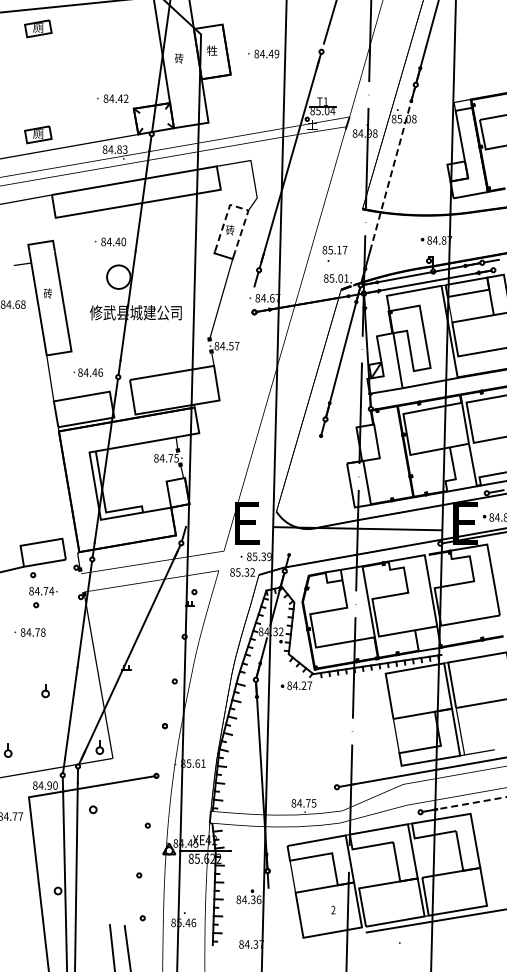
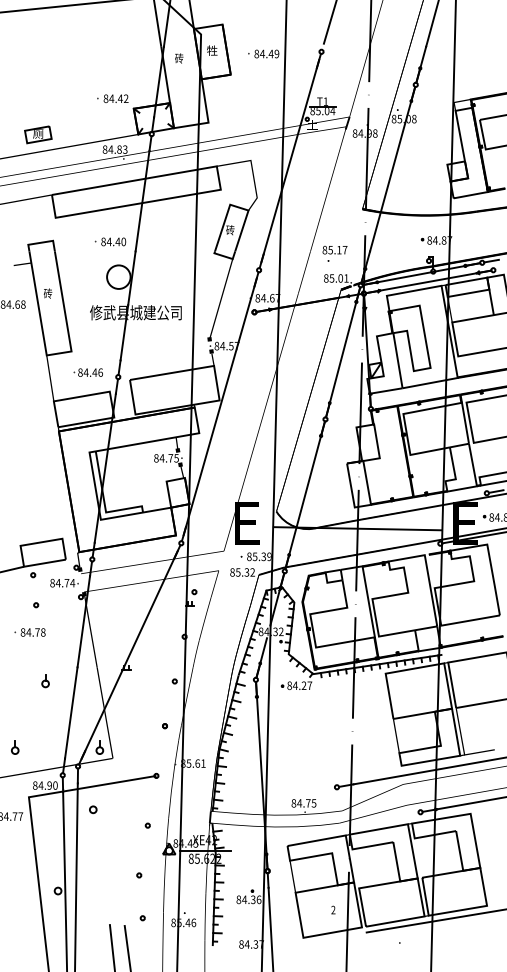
part: present -> none (38, 28)
line: dashed -> solid (392, 168)
line: dashed -> solid (236, 206)
line: none -> present (219, 406)
line: none -> present (304, 495)
text position: (43, 590) -> (64, 582) (64, 582)
part position: (45, 691) -> (45, 681) (45, 681)
part position: (8, 750) -> (15, 747) (15, 747)
line: dashed -> solid (471, 803)
line: none -> present (270, 927)
